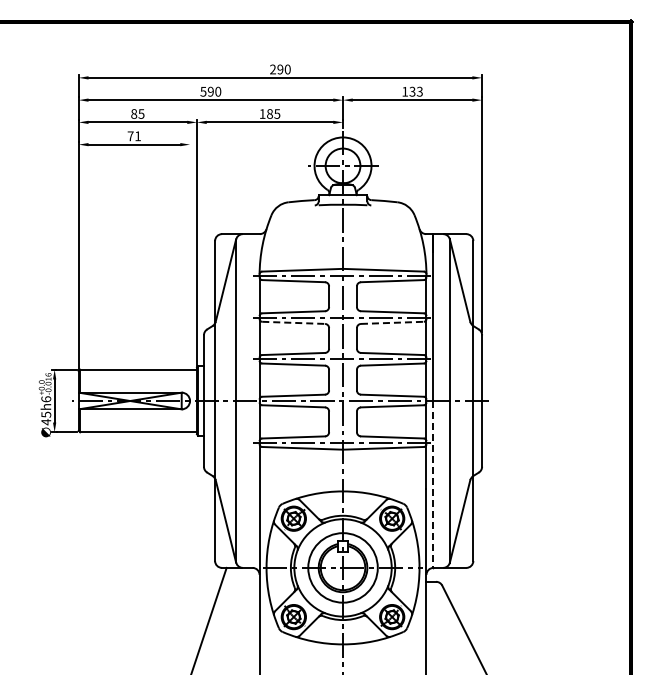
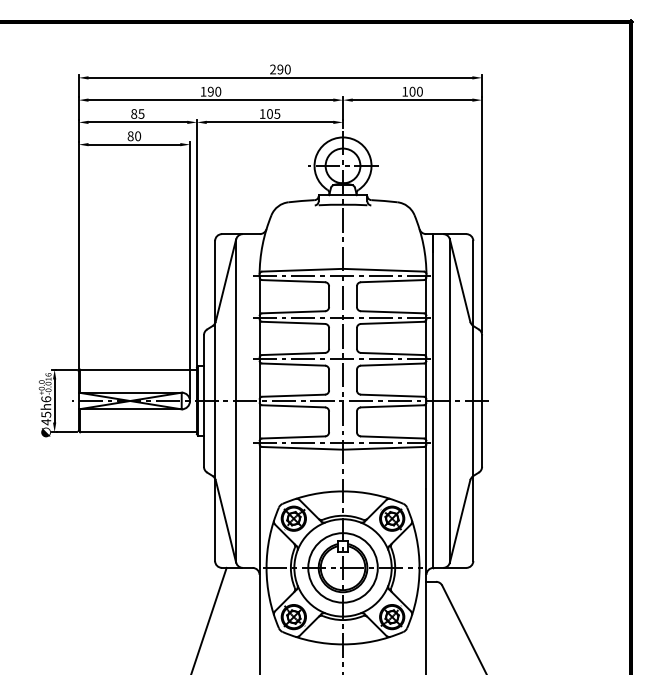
text: 590 -> 190 (203, 91)
text: 133 -> 100 (415, 91)
text: 185 -> 105 (269, 113)
text: 71 -> 80 (134, 136)
line: none -> present (190, 269)
line: dashed -> solid (294, 322)
line: dashed -> solid (392, 322)
line: dashed -> solid (433, 484)
